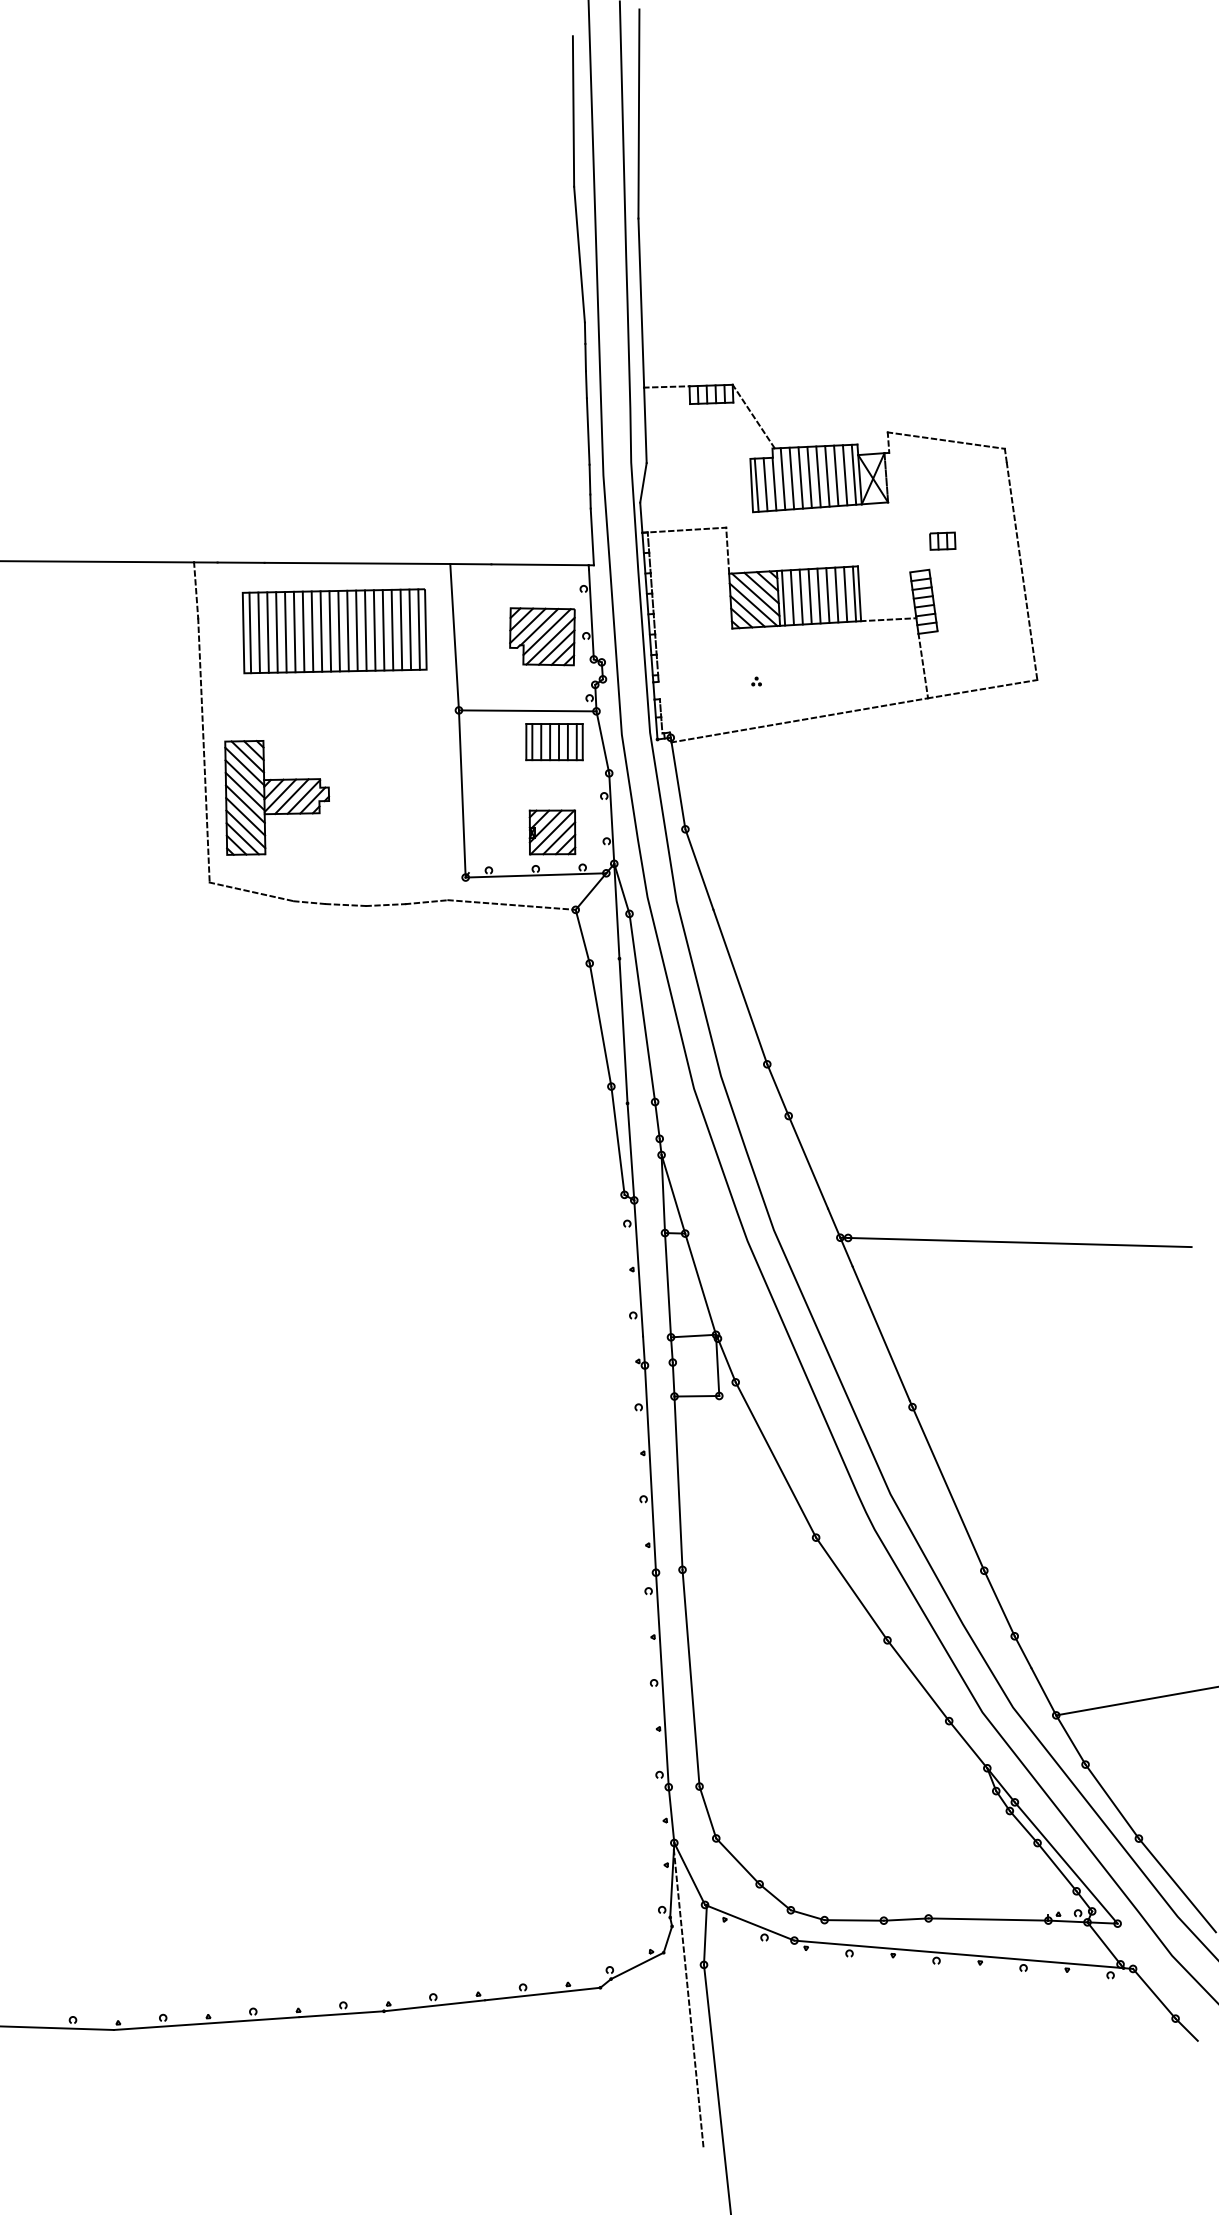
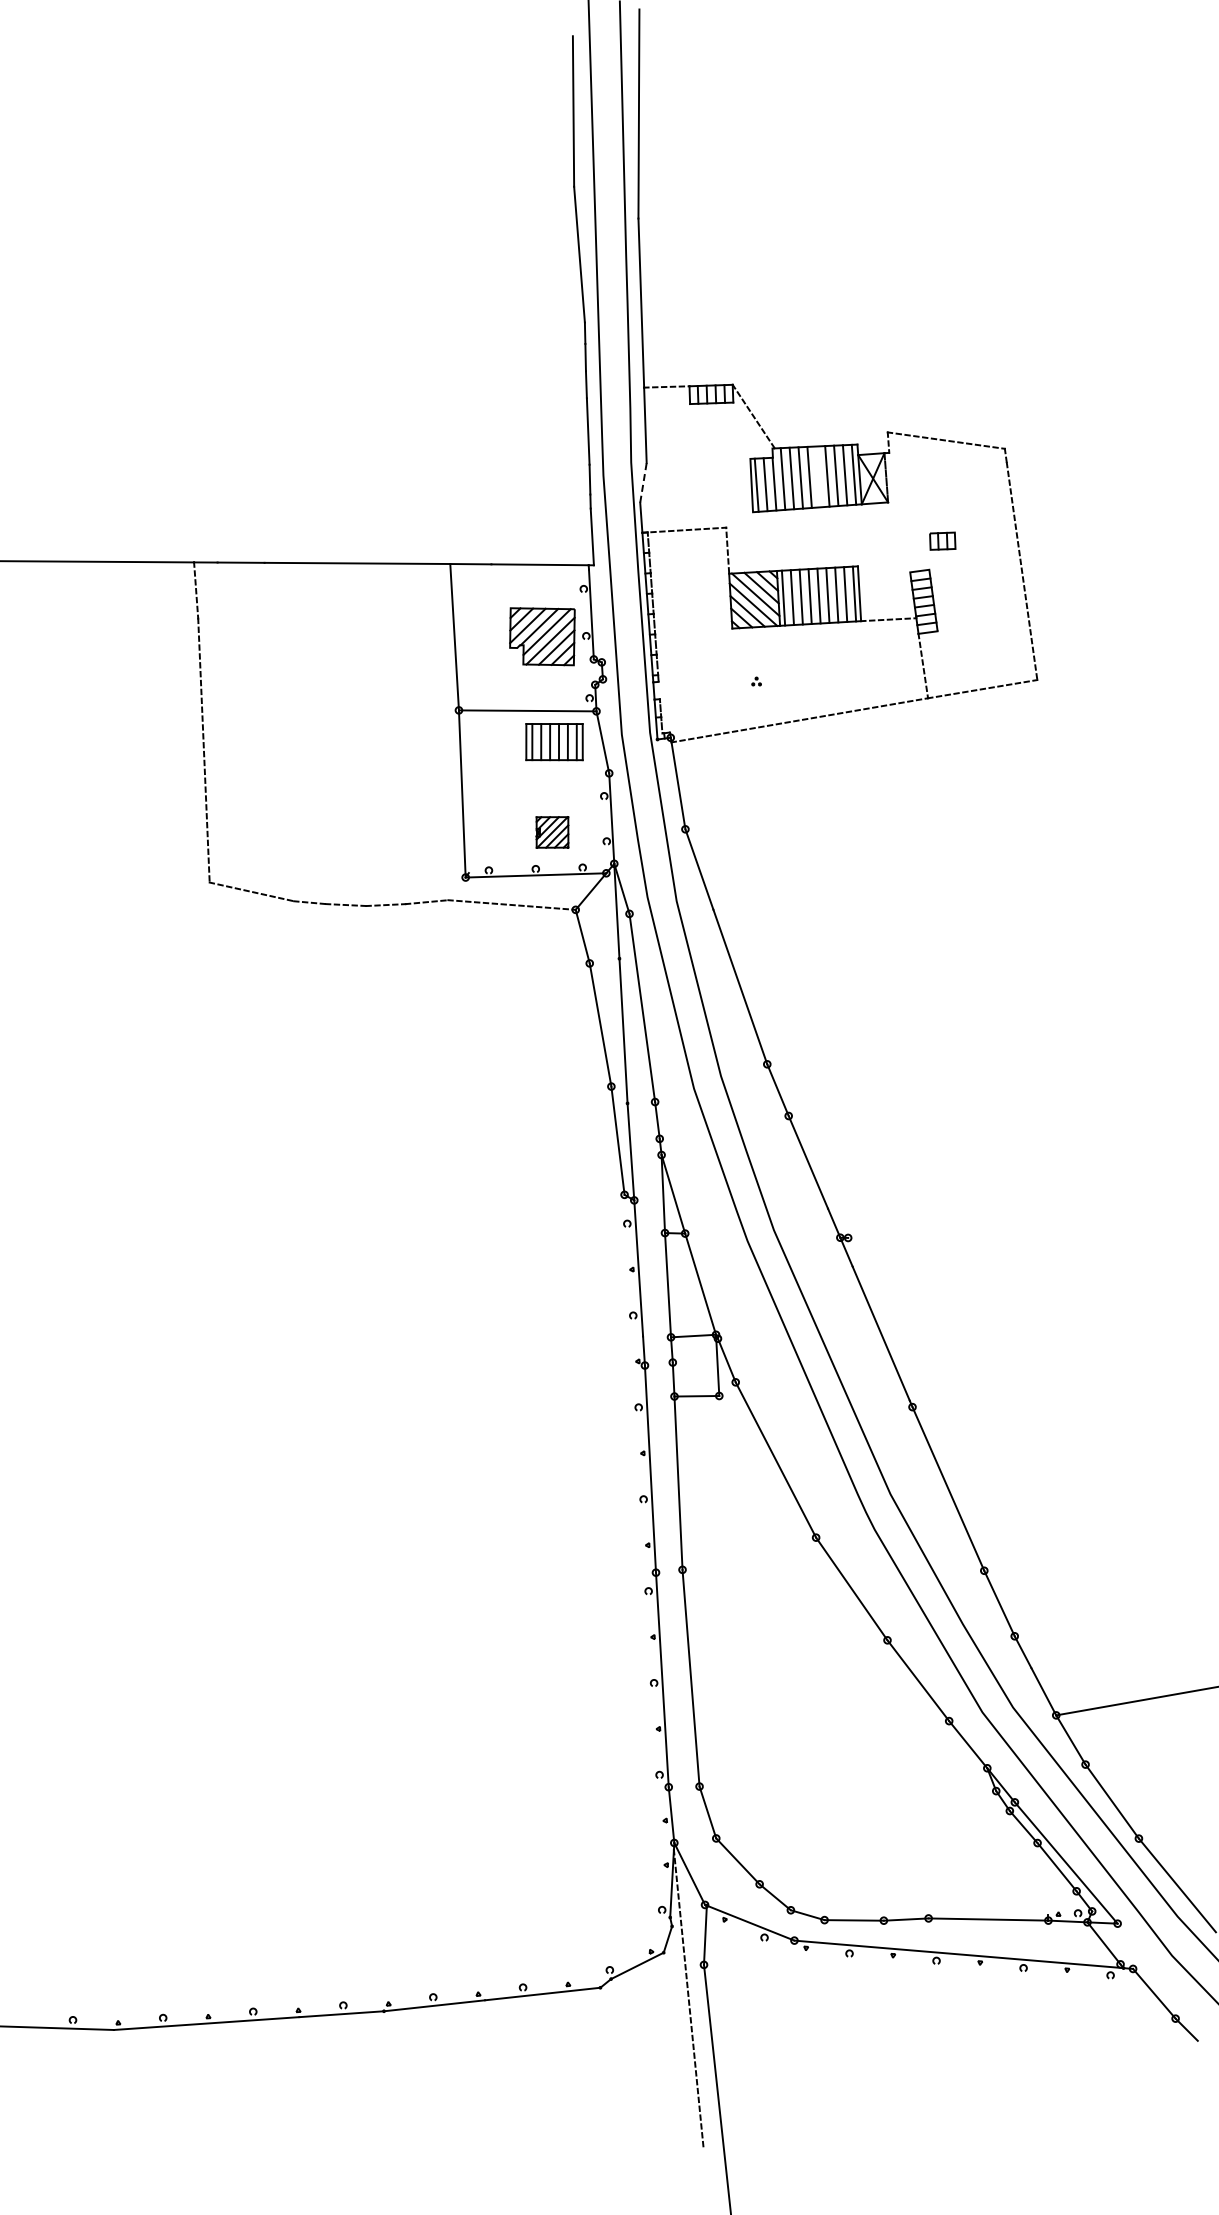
line: present -> none (818, 476)
line: solid -> dashed (643, 482)
part: present -> none (334, 631)
part: present -> none (277, 797)
part size: 49x47 px -> 35x33 px (552, 832)
line: present -> none (1019, 1242)
